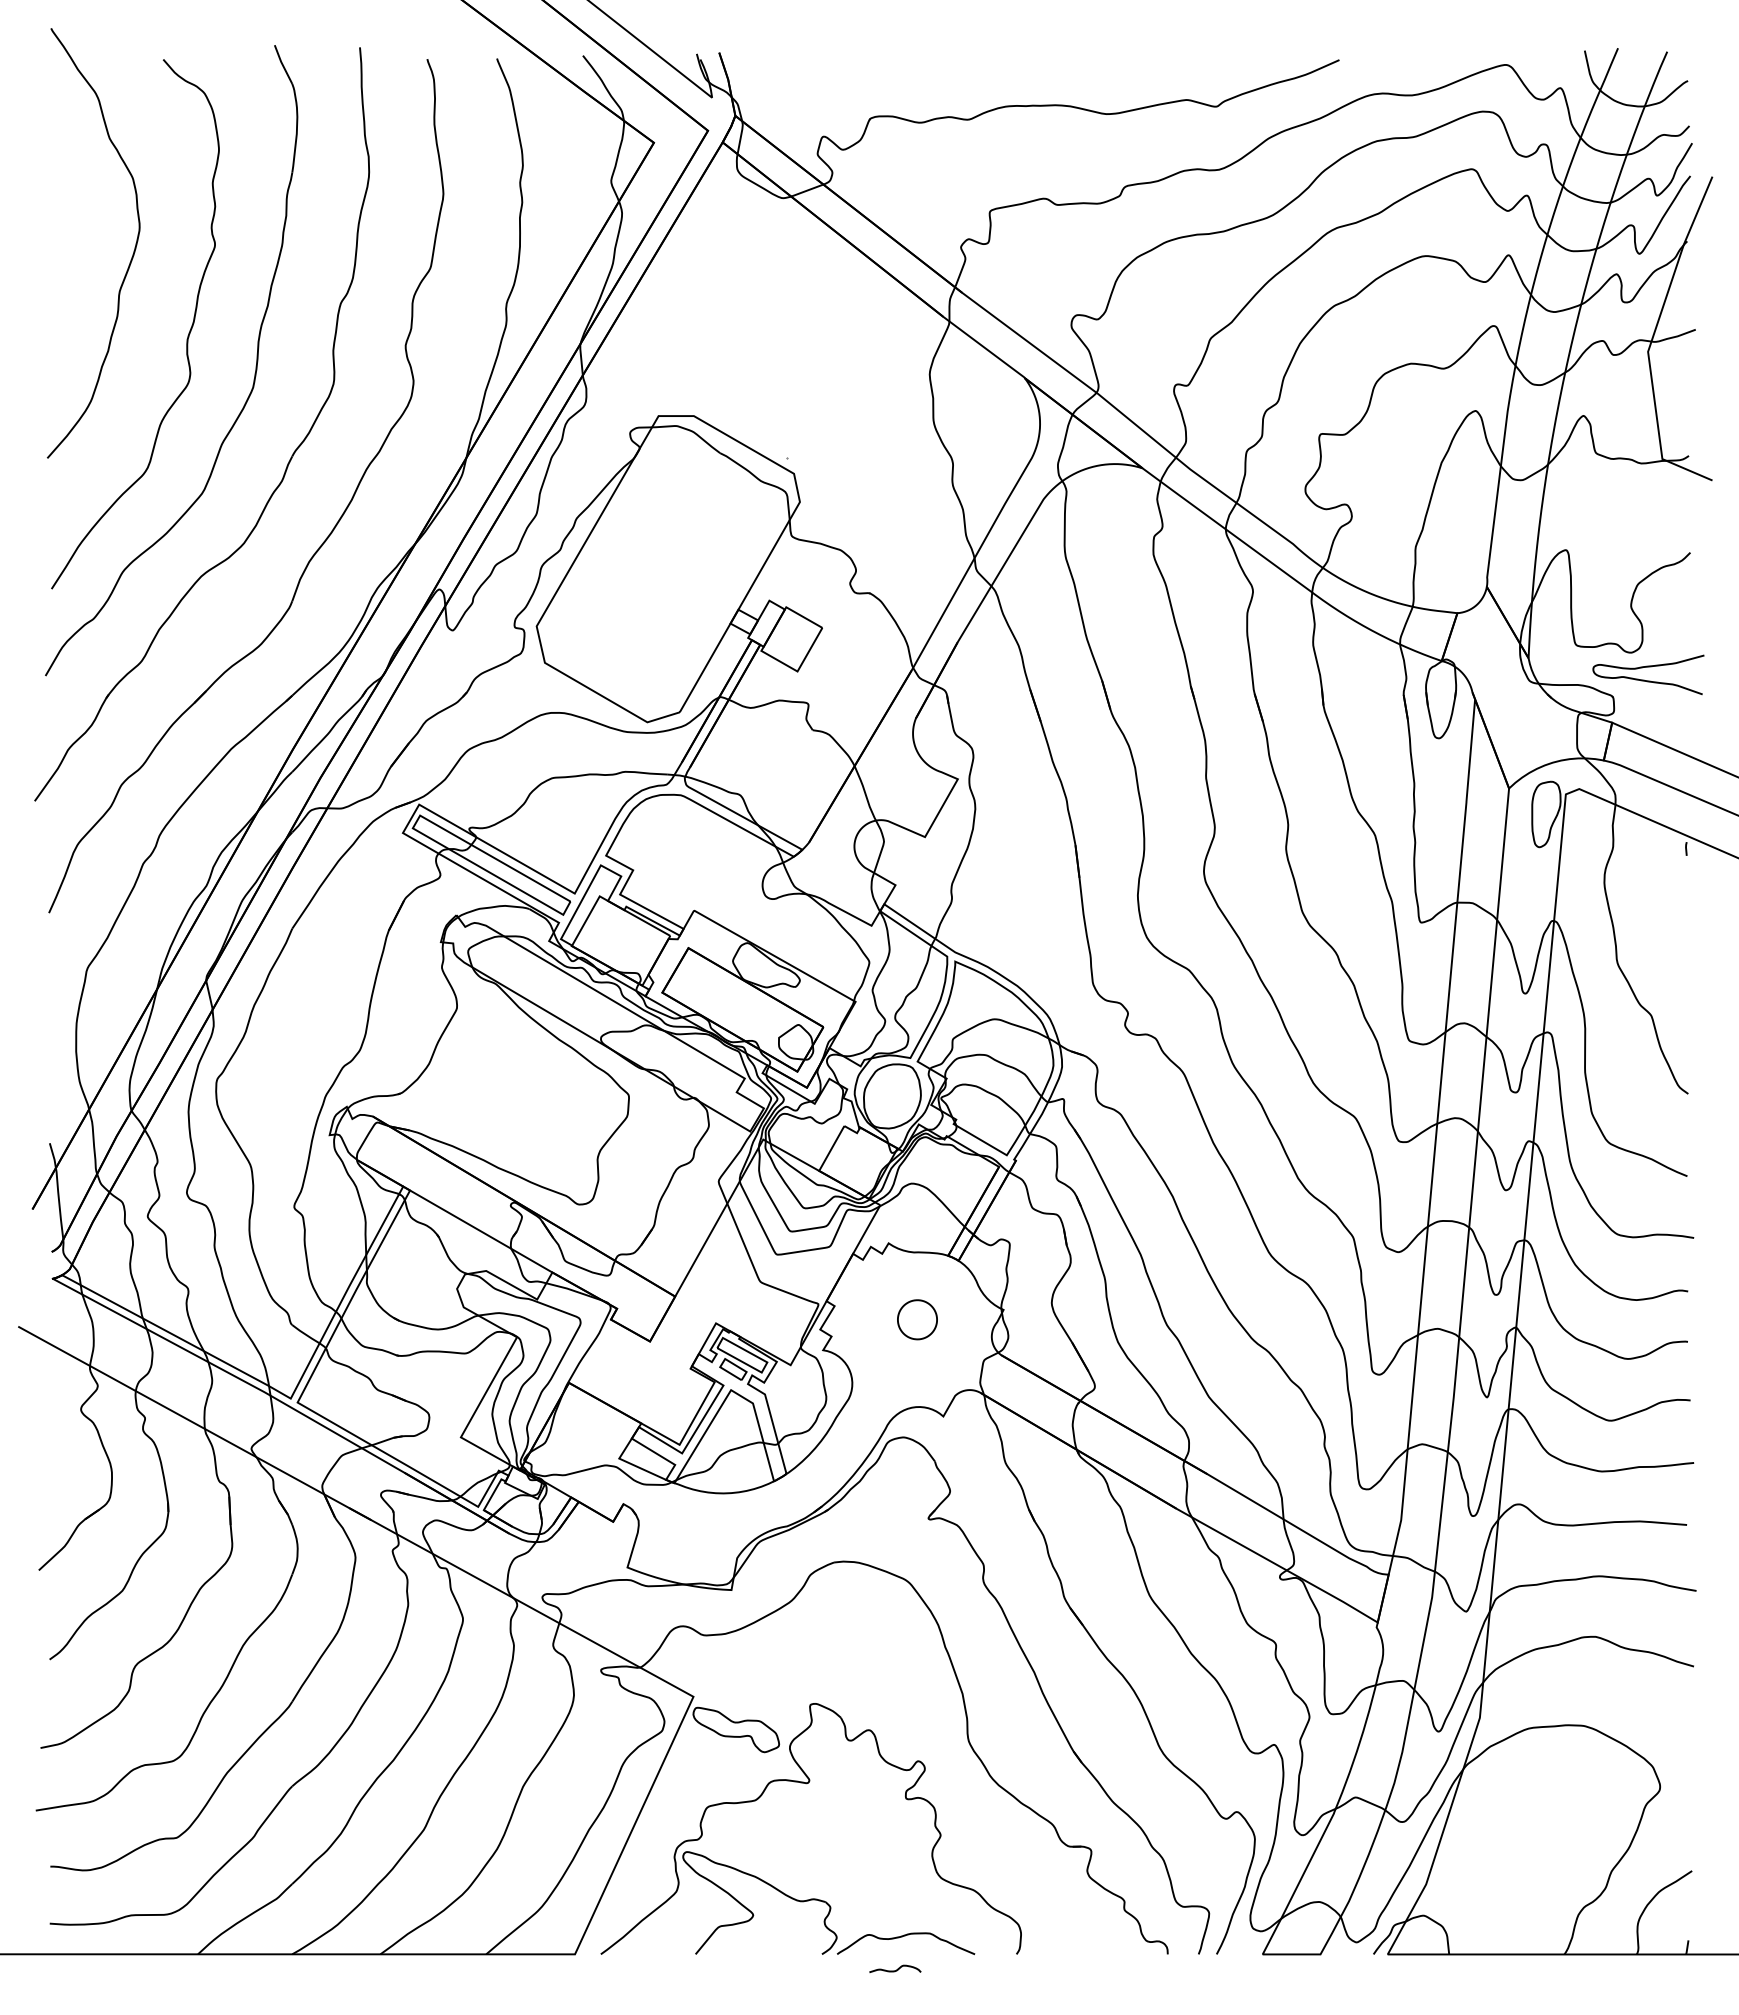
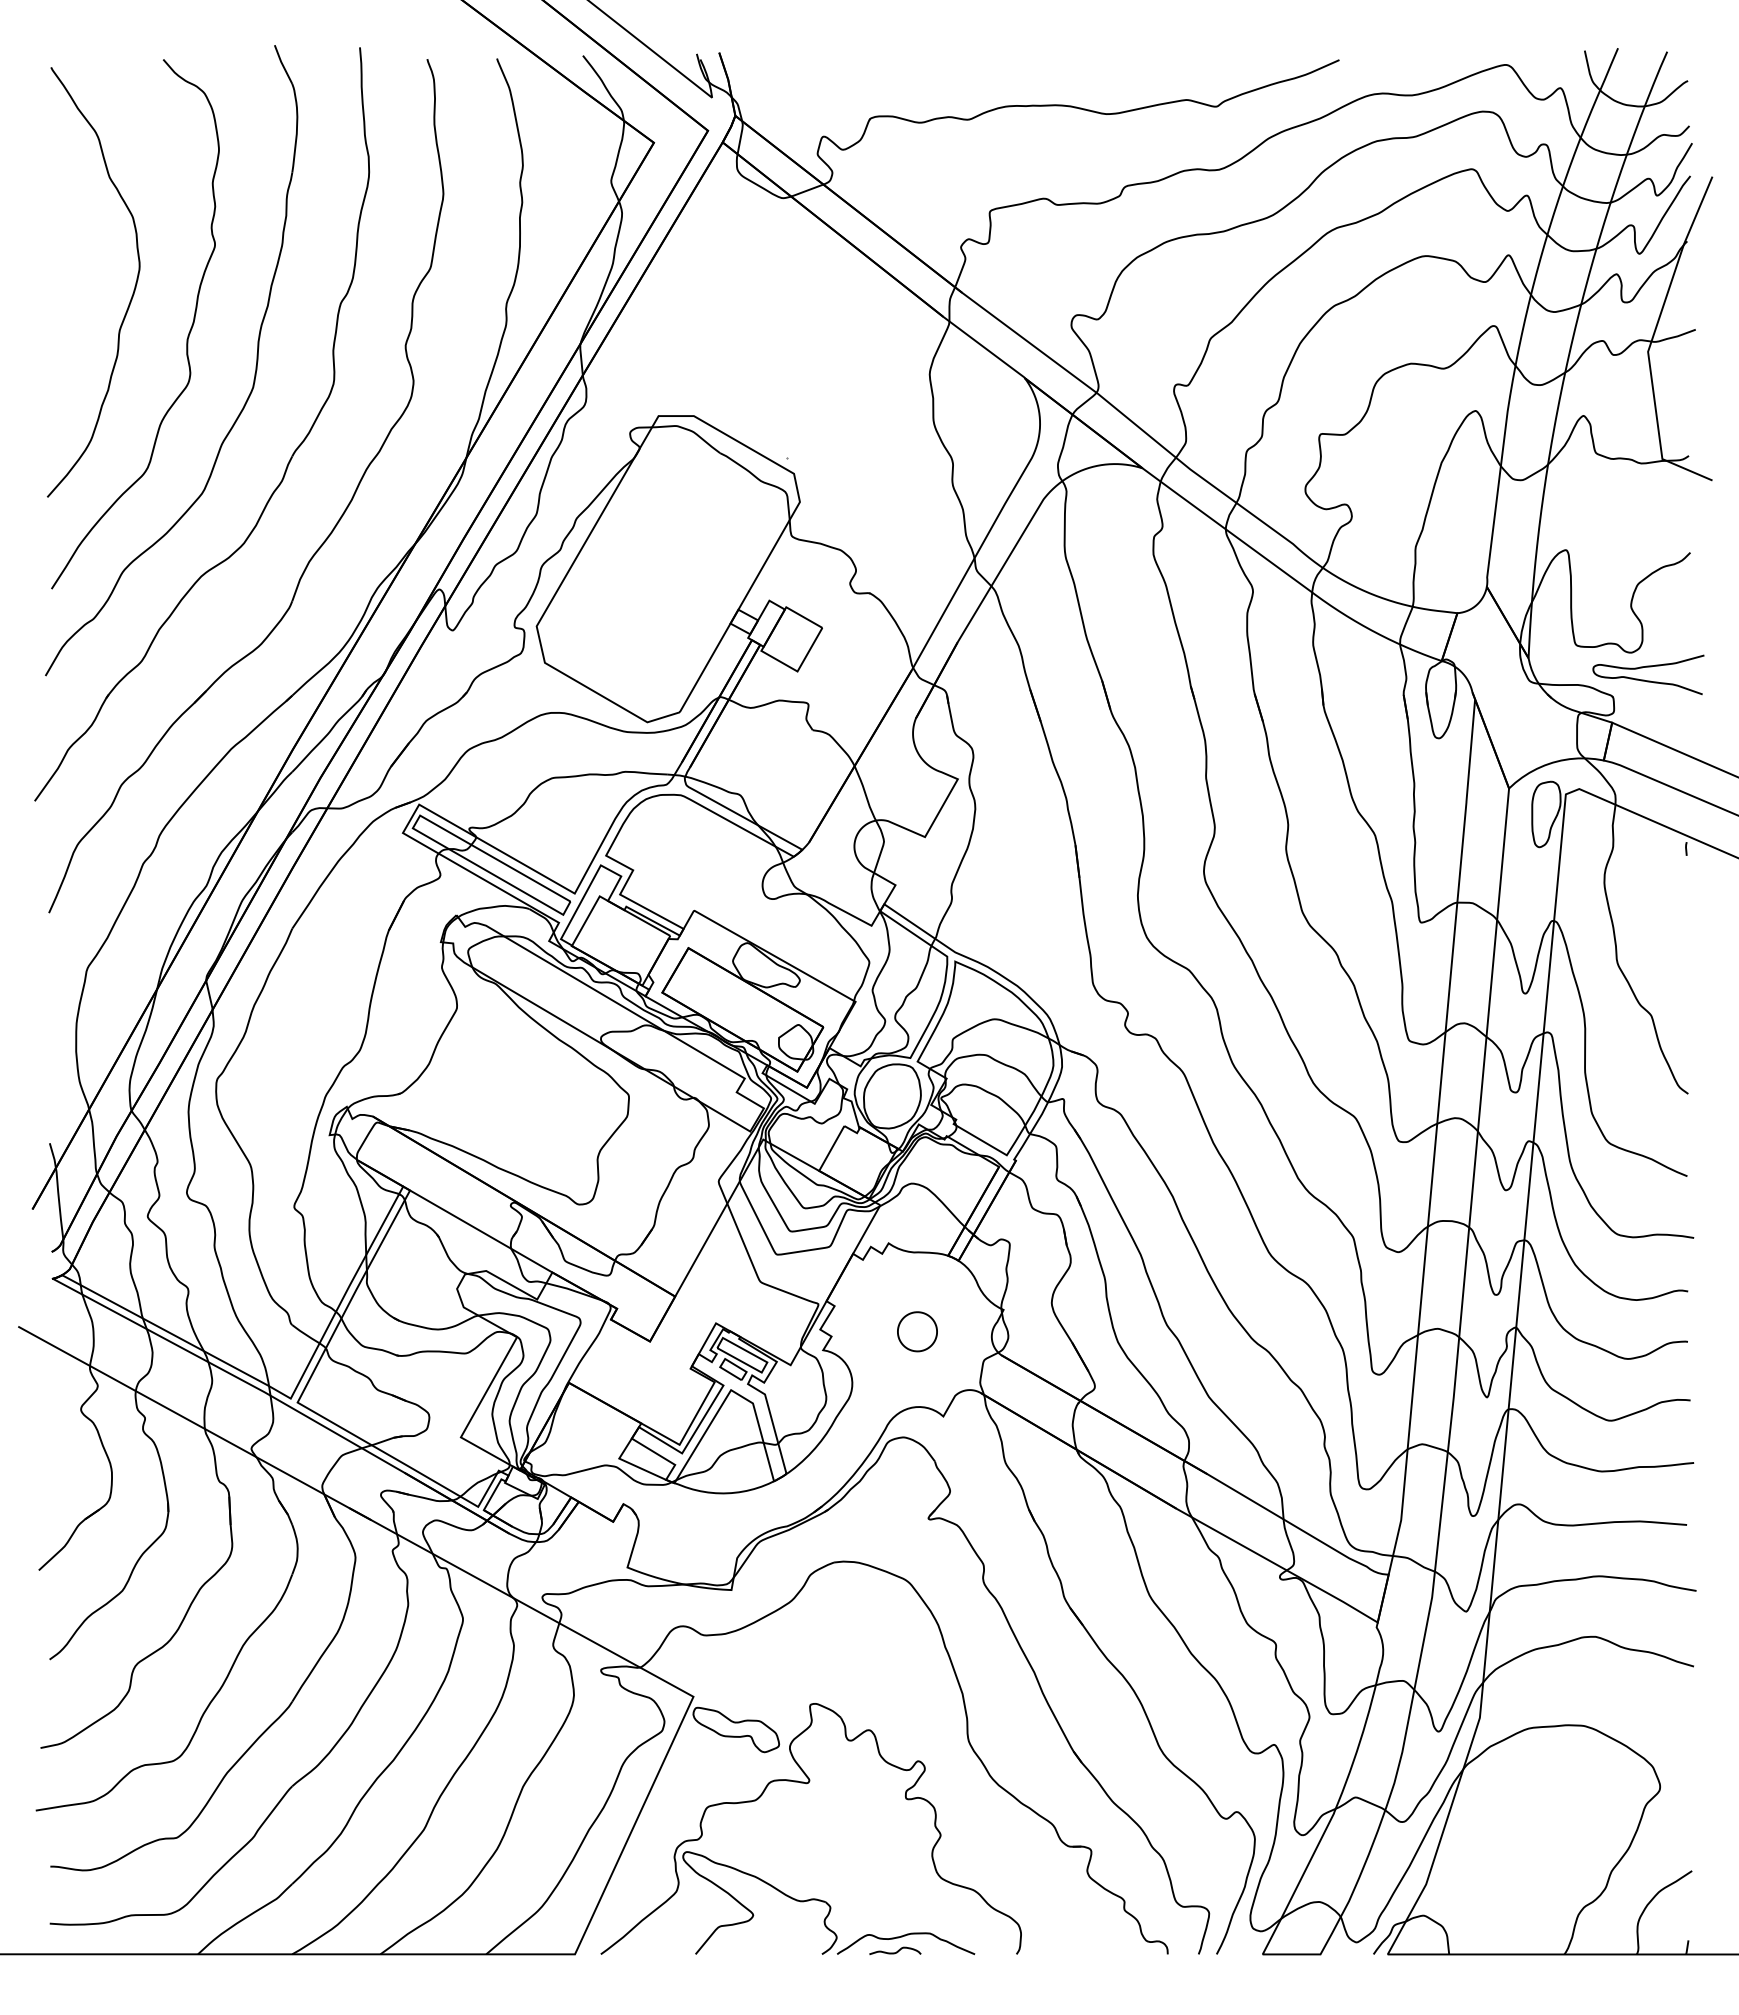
curve position: (130, 259) -> (130, 298) (130, 298)
part position: (917, 1319) -> (917, 1331) (917, 1331)
curve position: (896, 1969) -> (896, 1951) (896, 1951)
